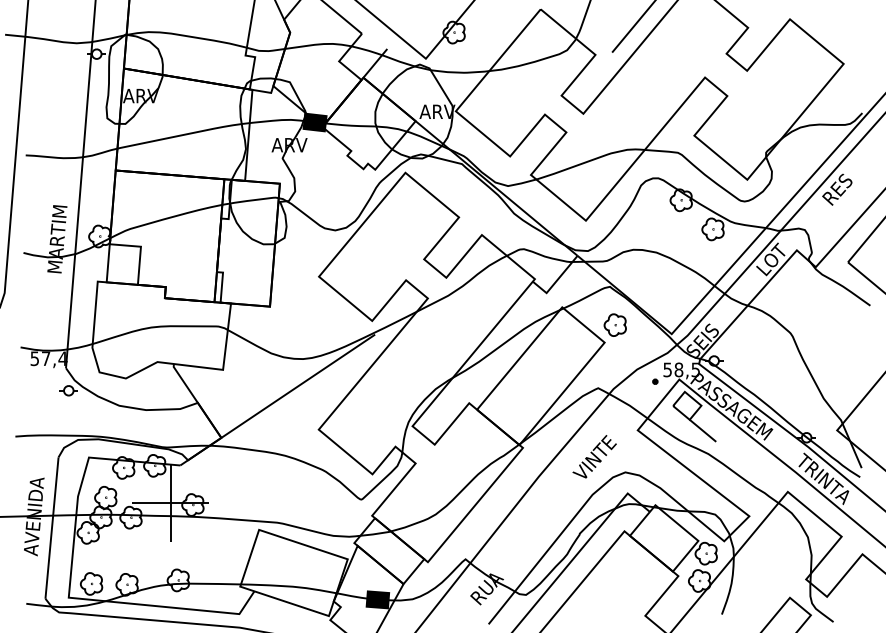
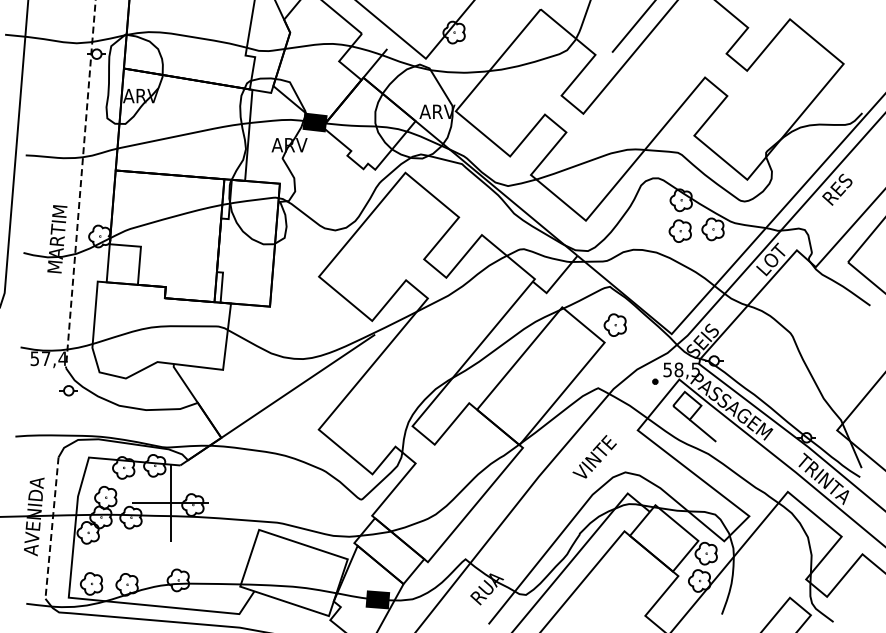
line: solid -> dashed (80, 184)
part: none -> present (679, 230)
line: solid -> dashed (51, 528)
